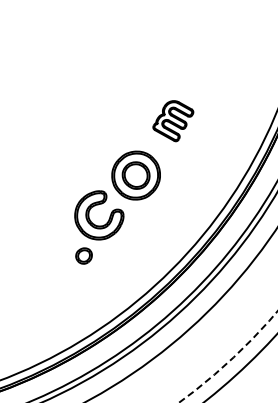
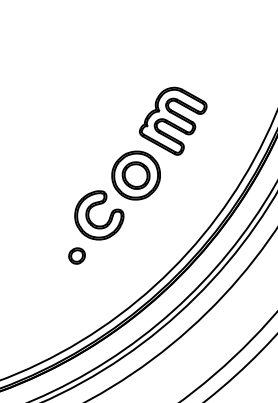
part size: 43x43 px -> 69x70 px (173, 120)
part position: (83, 255) -> (76, 255) (76, 255)
arc: dashed -> solid (231, 359)
